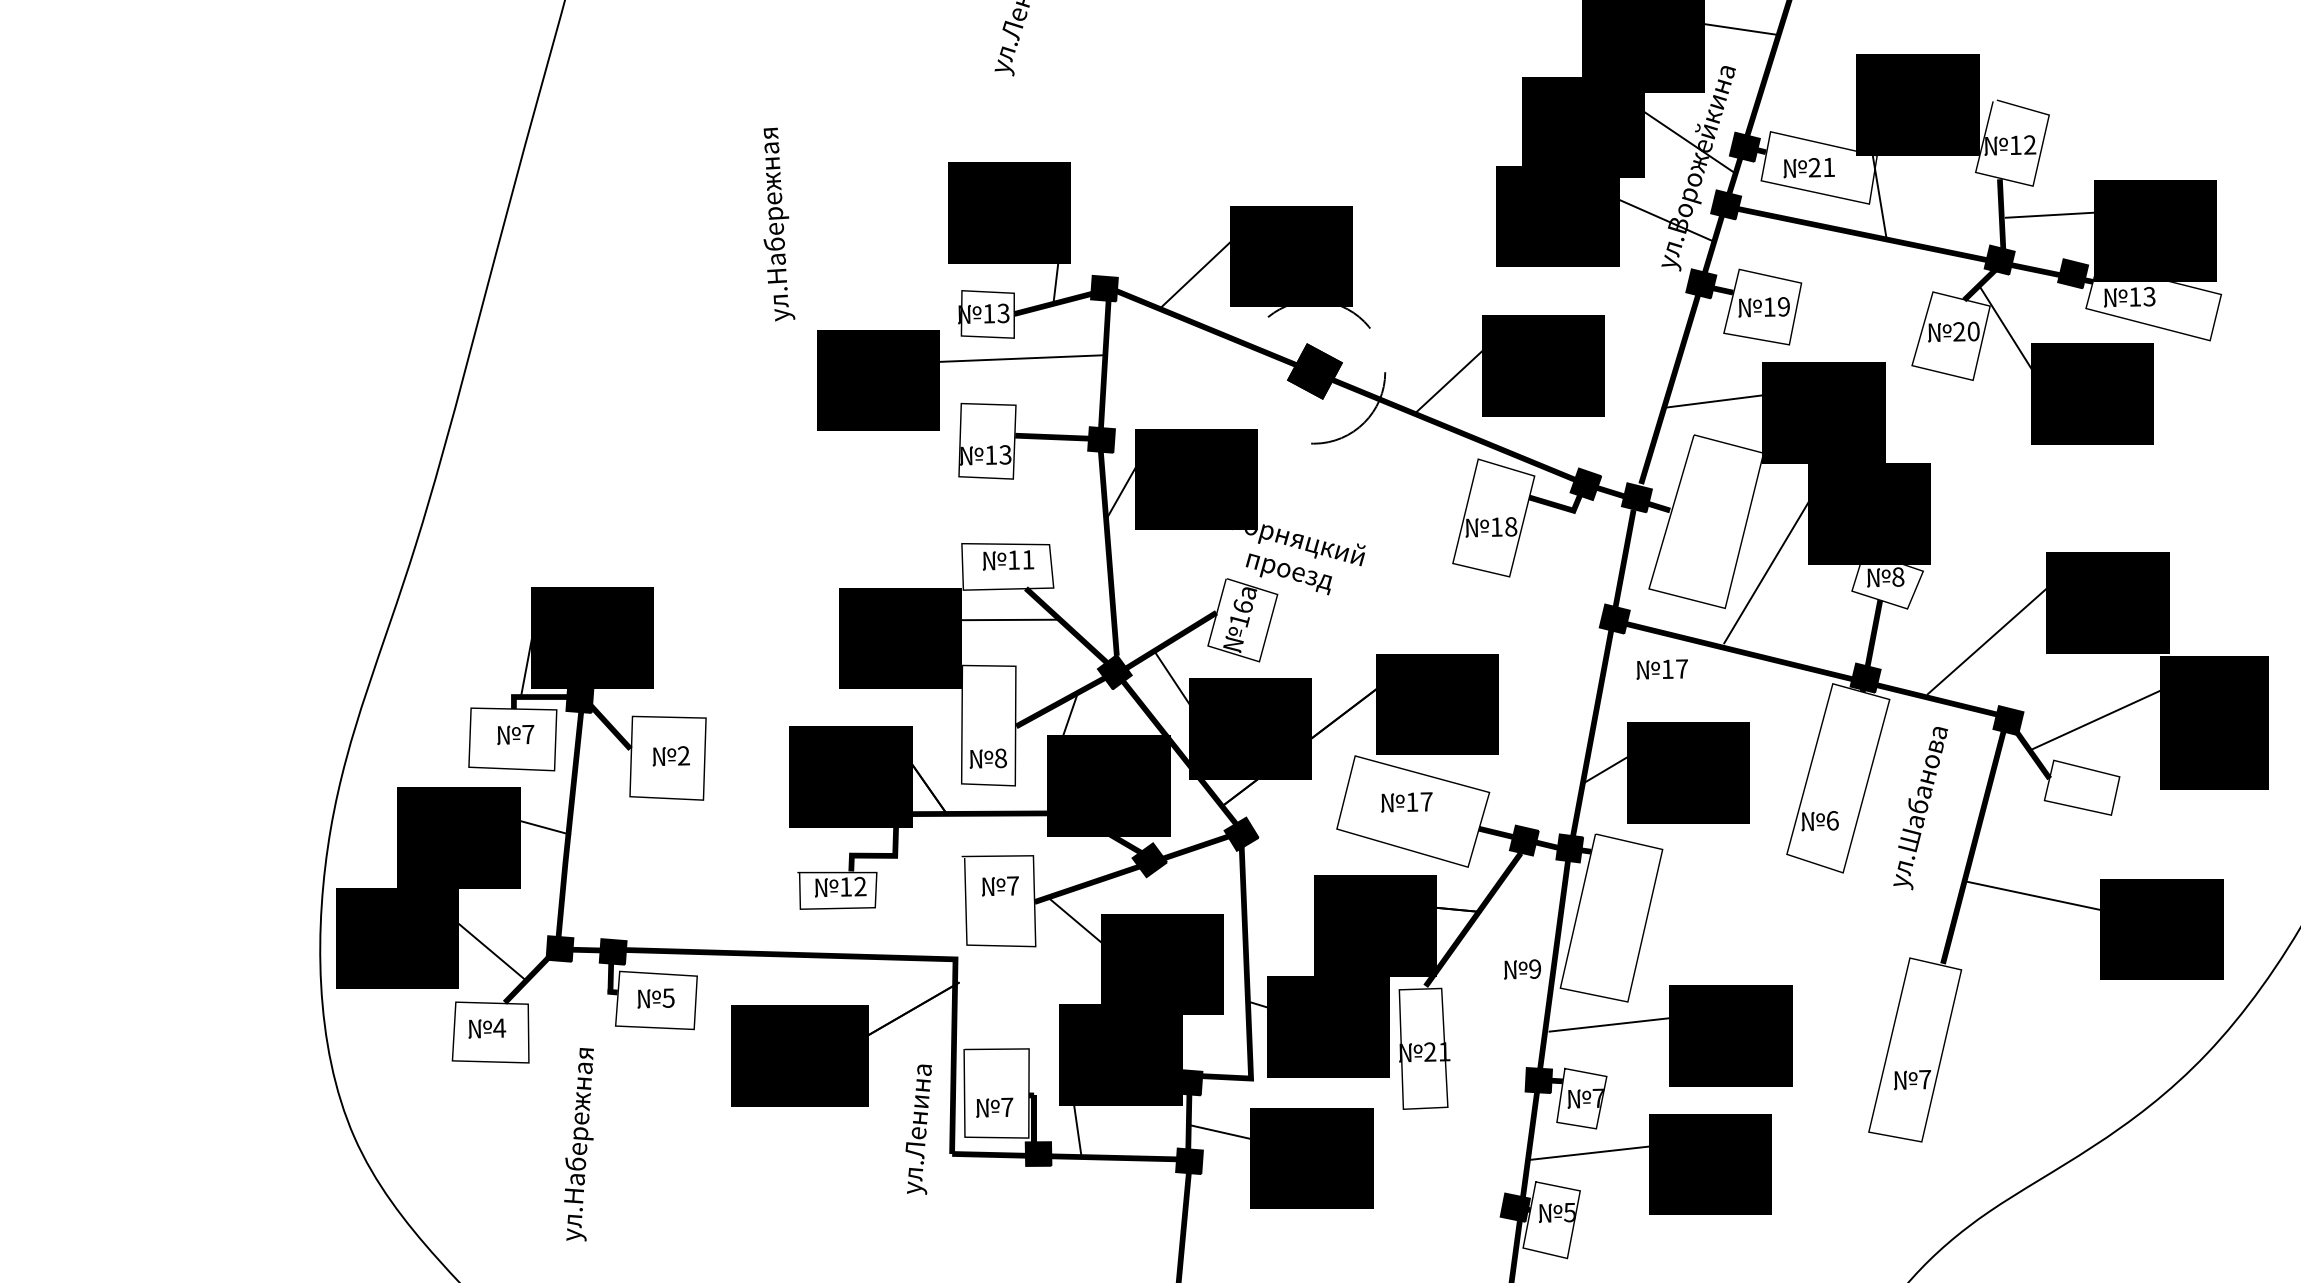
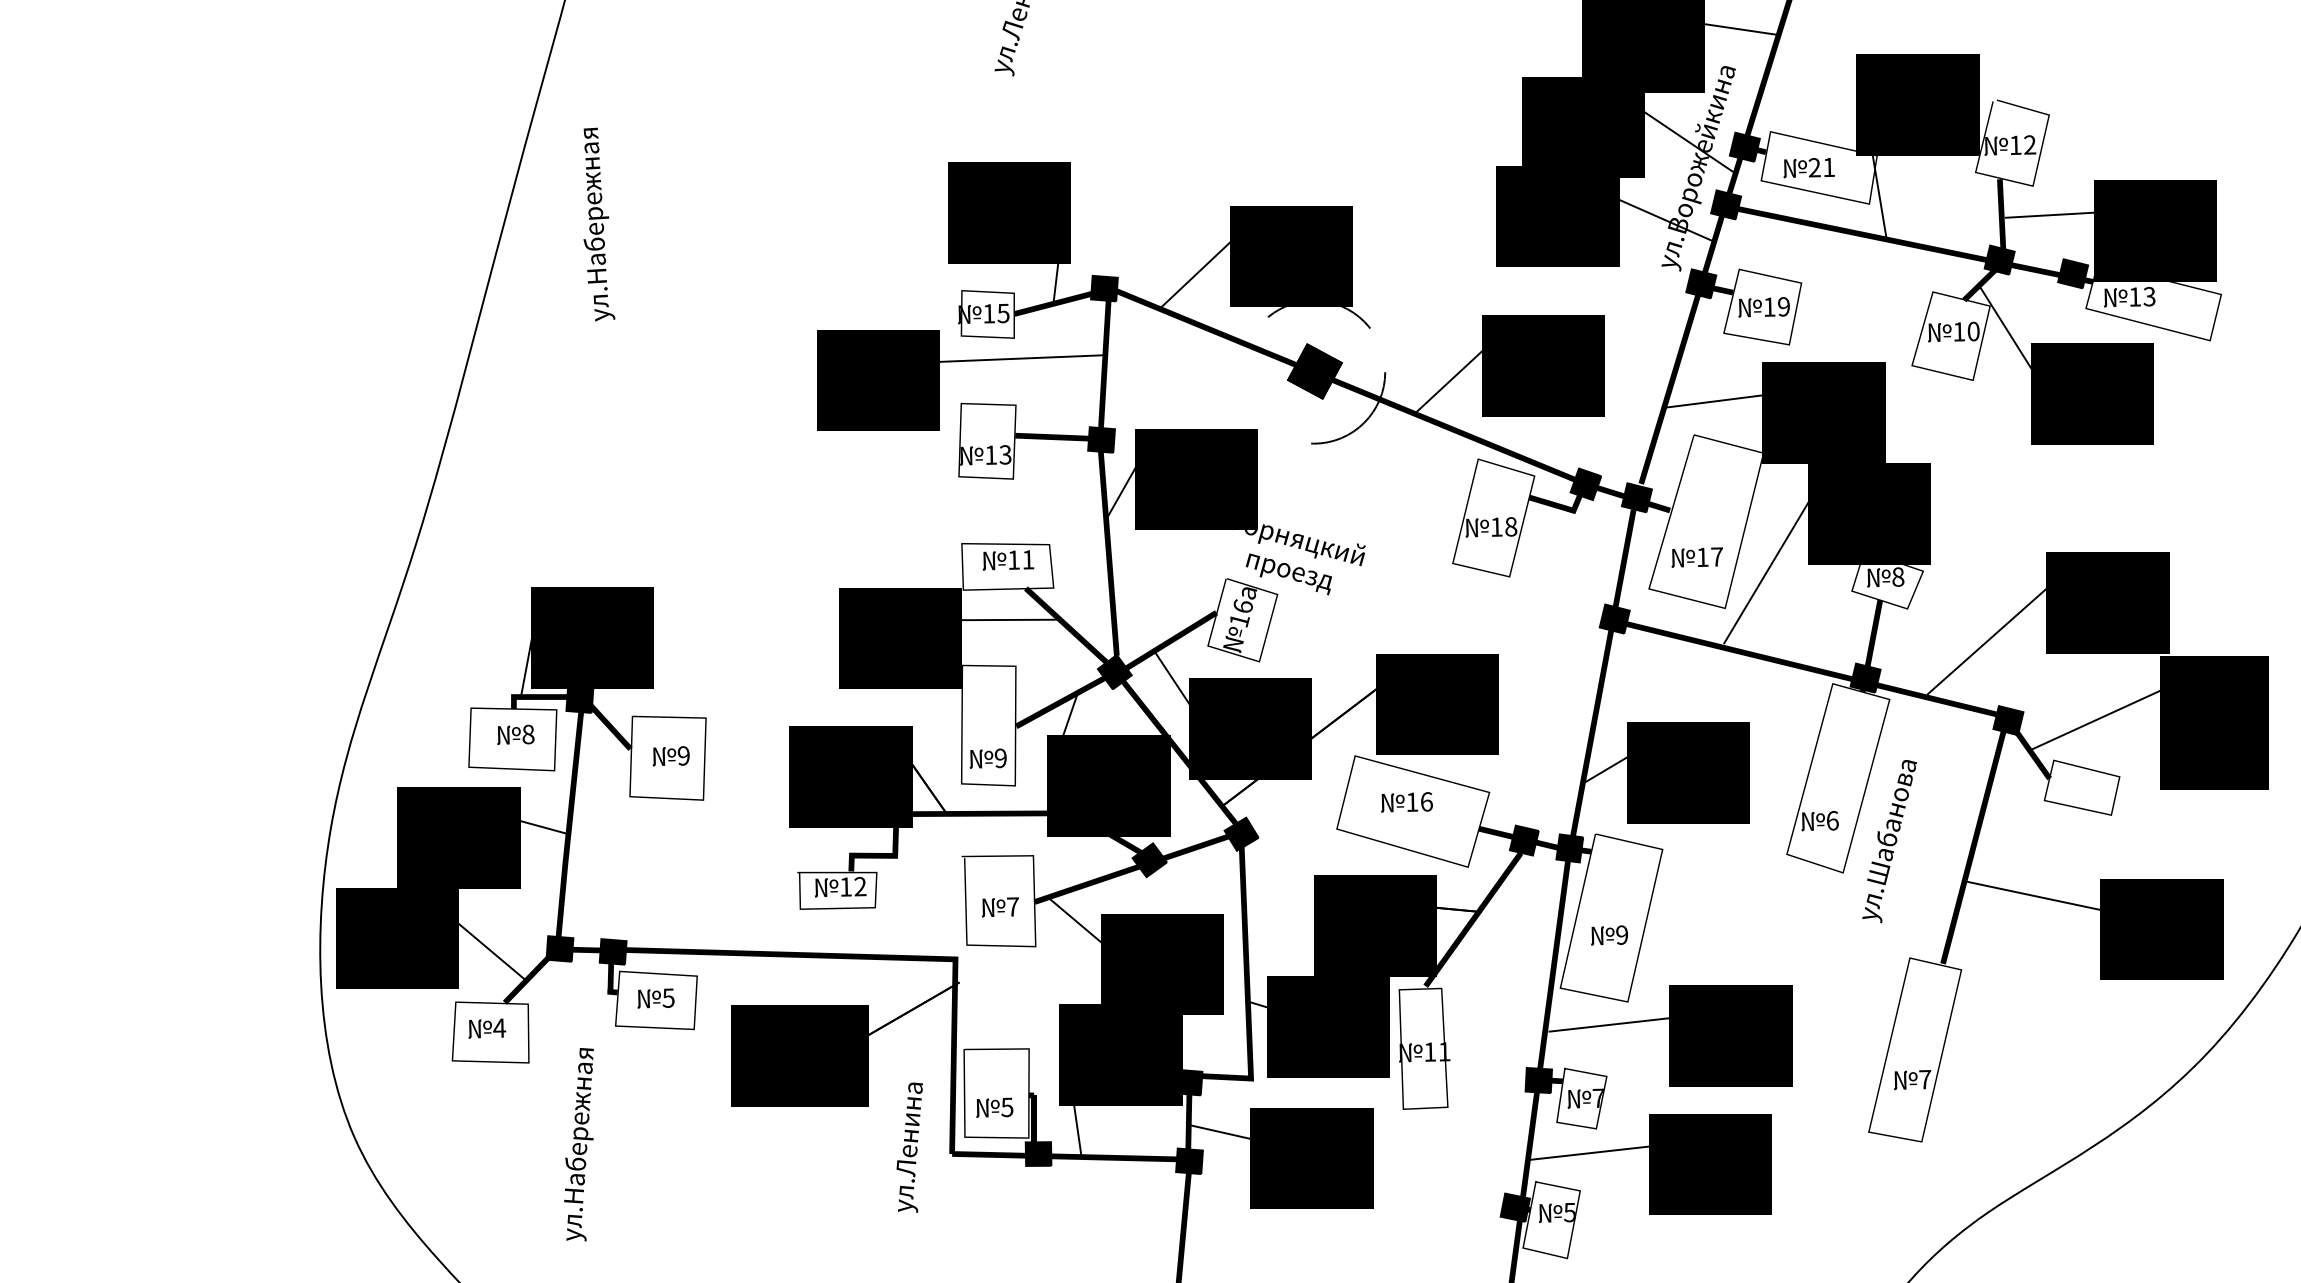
text position: (779, 224) -> (599, 224) (599, 224)
text: 13 -> 15 (1003, 312)
text: 20 -> 10 (1959, 331)
text position: (1661, 669) -> (1696, 557) (1696, 557)
text: 7 -> 8 (528, 734)
text: 2 -> 9 (683, 755)
text: 8 -> 9 (1000, 758)
text: 17 -> 16 (1426, 801)
text position: (1920, 808) -> (1889, 841) (1889, 841)
text position: (1000, 886) -> (1000, 907) (1000, 907)
text position: (1522, 969) -> (1609, 935) (1609, 935)
text: 21 -> 11 (1430, 1051)
text: 7 -> 5 (1007, 1107)
text position: (918, 1129) -> (909, 1147) (909, 1147)
